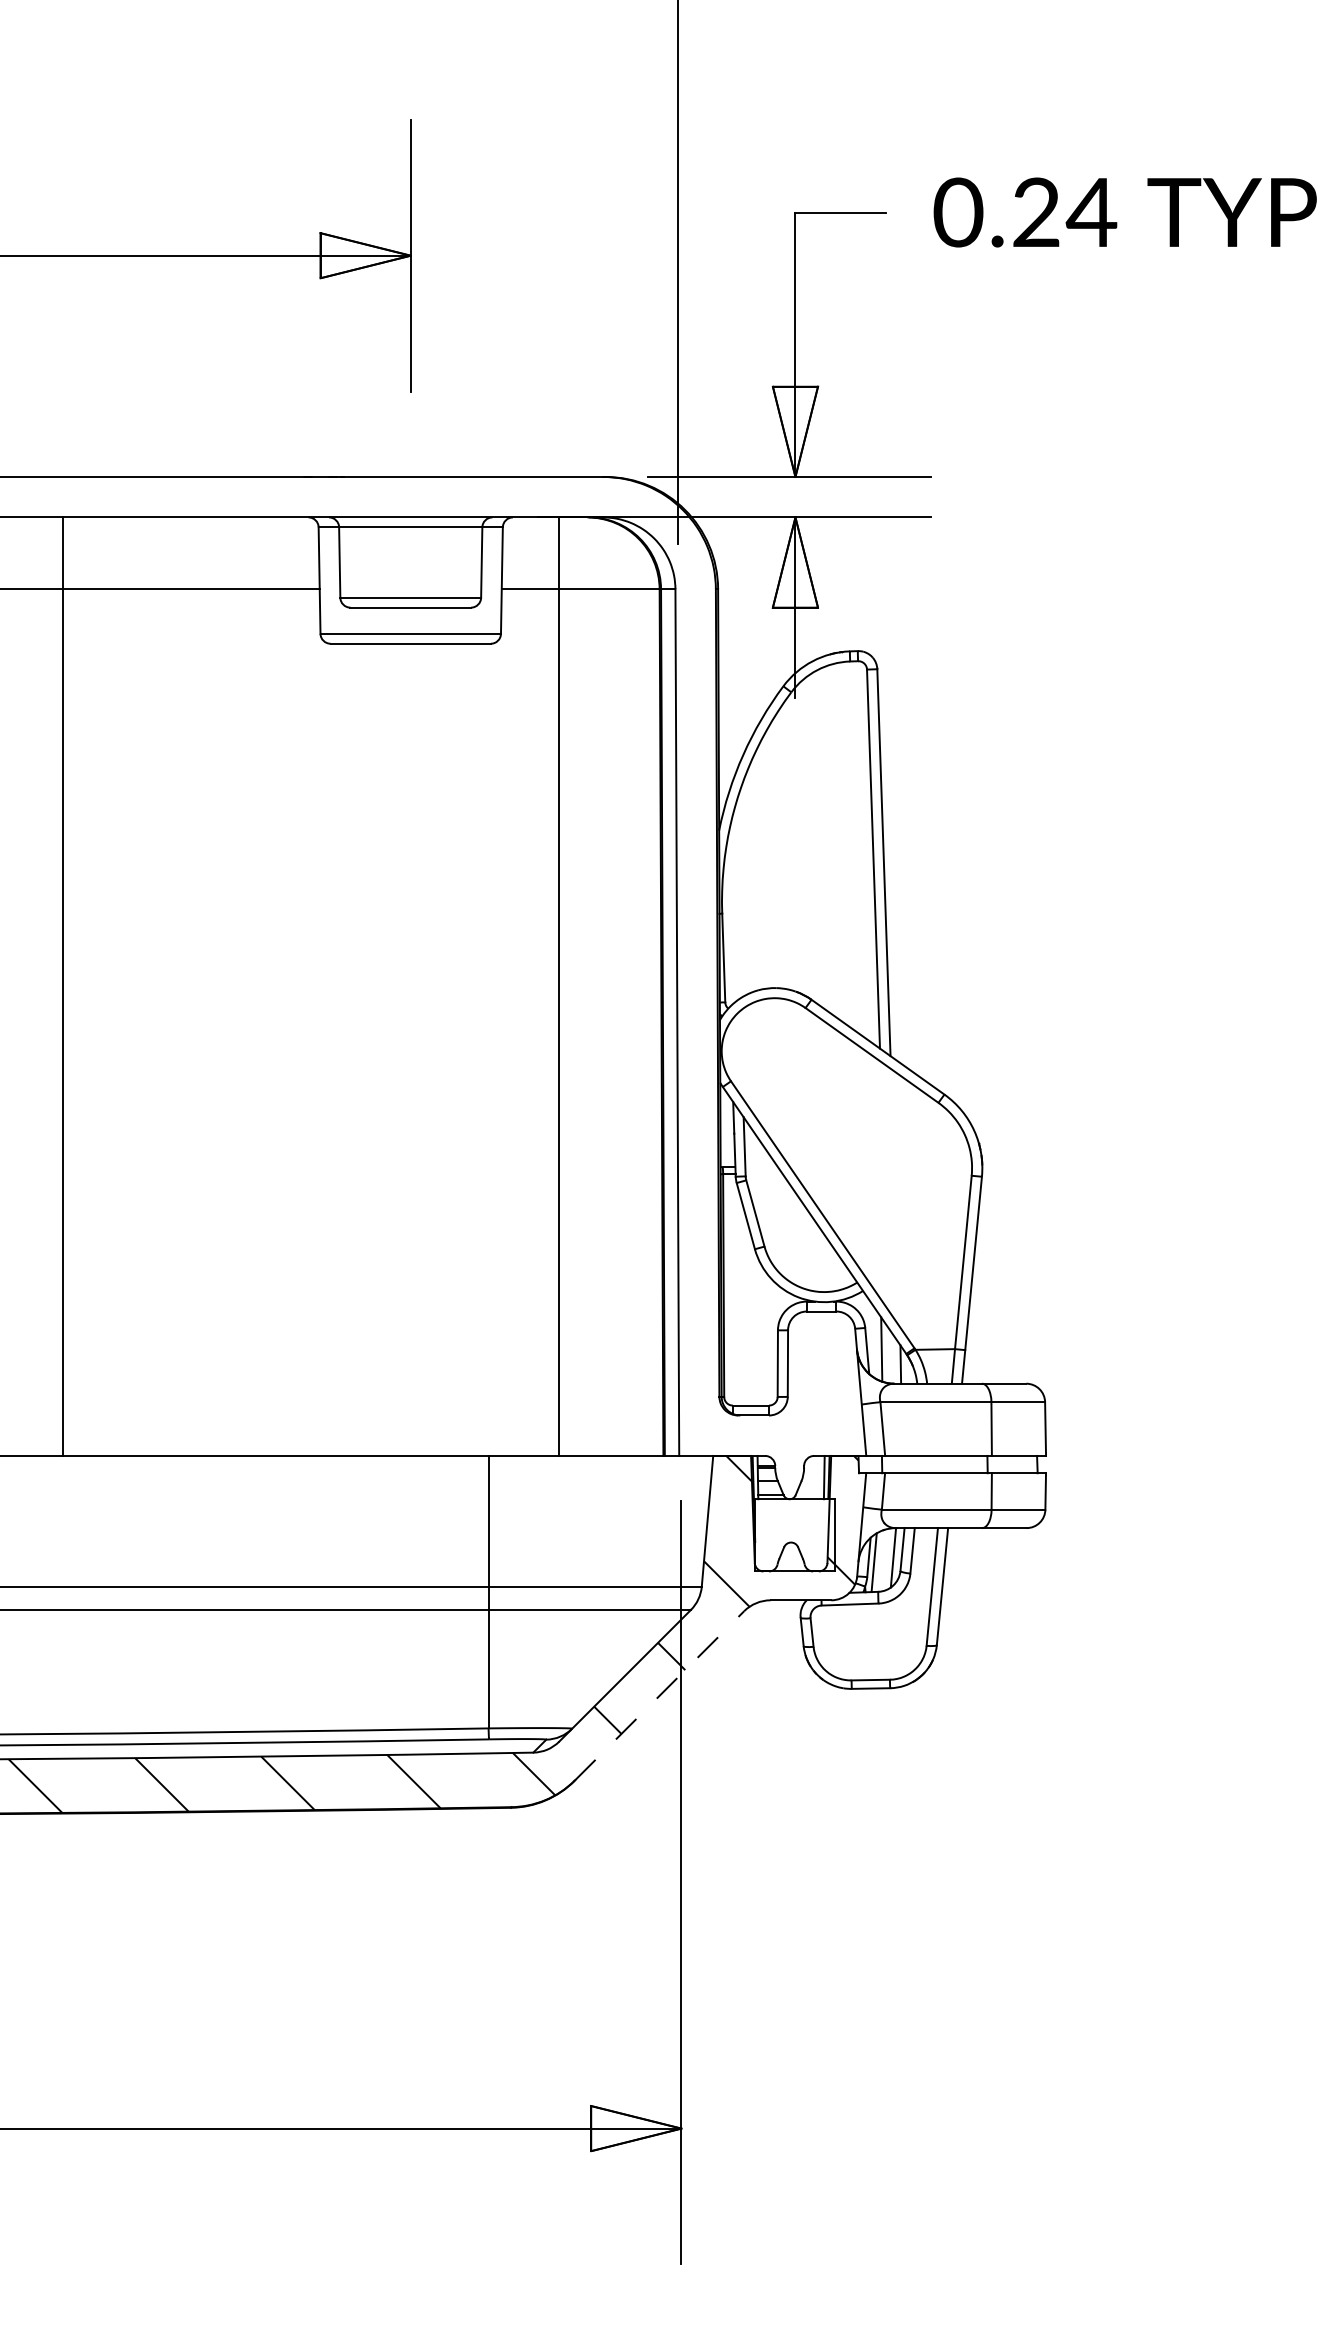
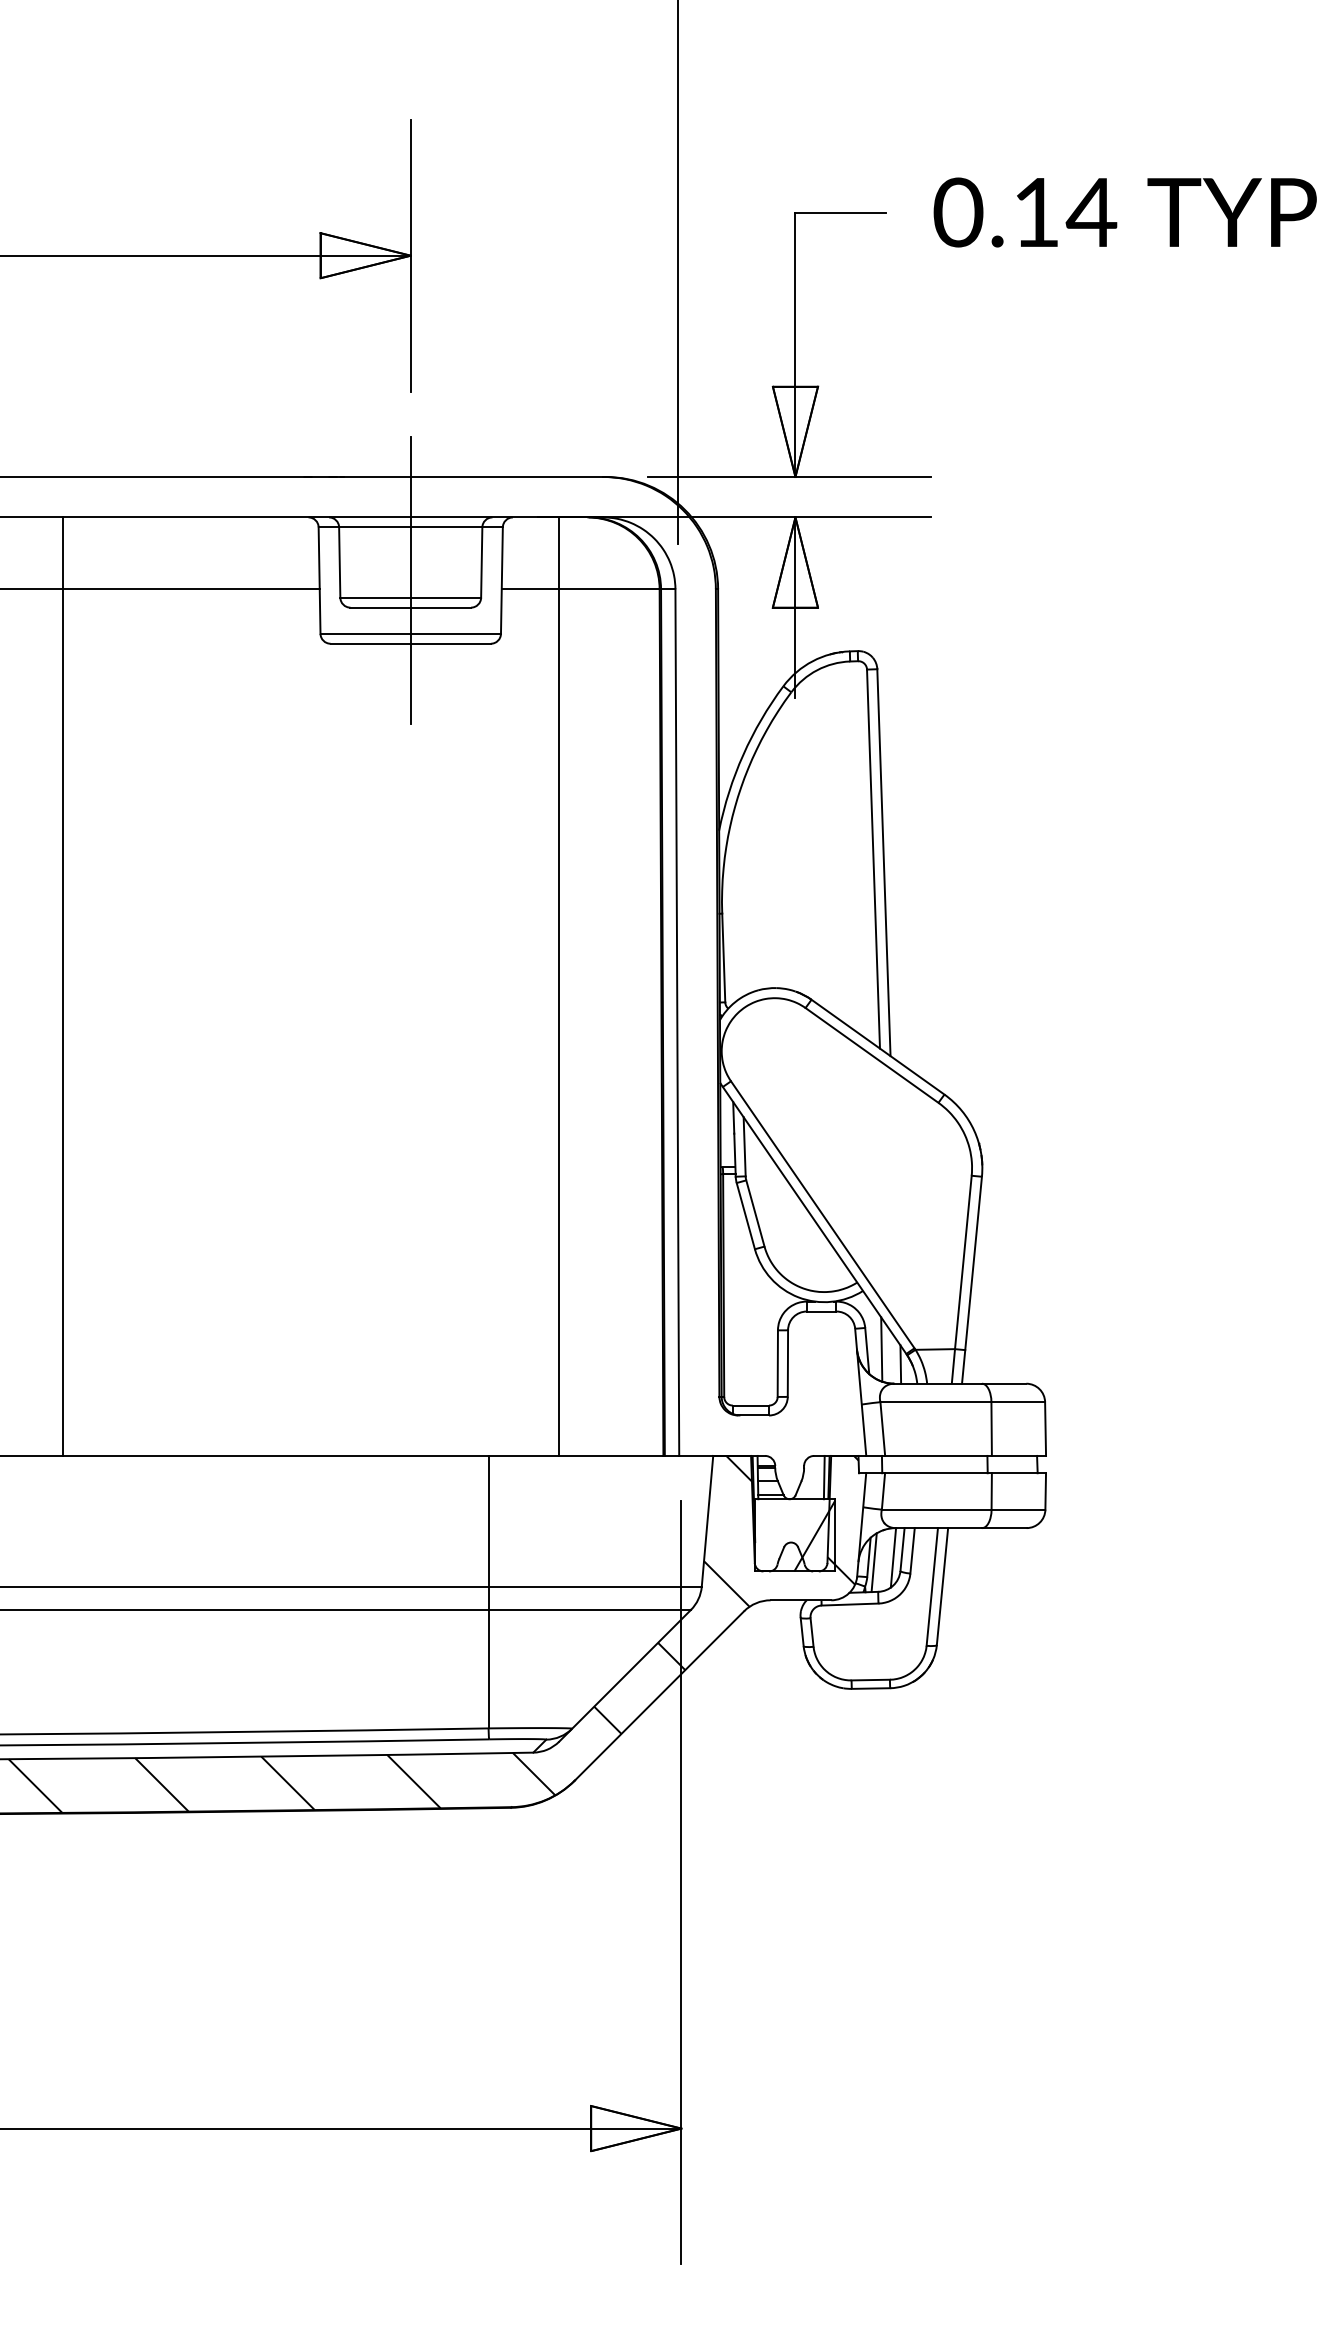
text: 0.24 -> 0.14 (1036, 211)
line: none -> present (410, 580)
hatch: none -> present (814, 1535)
line: dashed -> solid (659, 1695)
